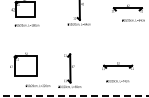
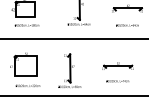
text position: (133, 20) -> (127, 25) (127, 25)
line: none -> present (73, 39)
text position: (37, 85) -> (27, 85) (27, 85)
line: dashed -> solid (74, 95)
